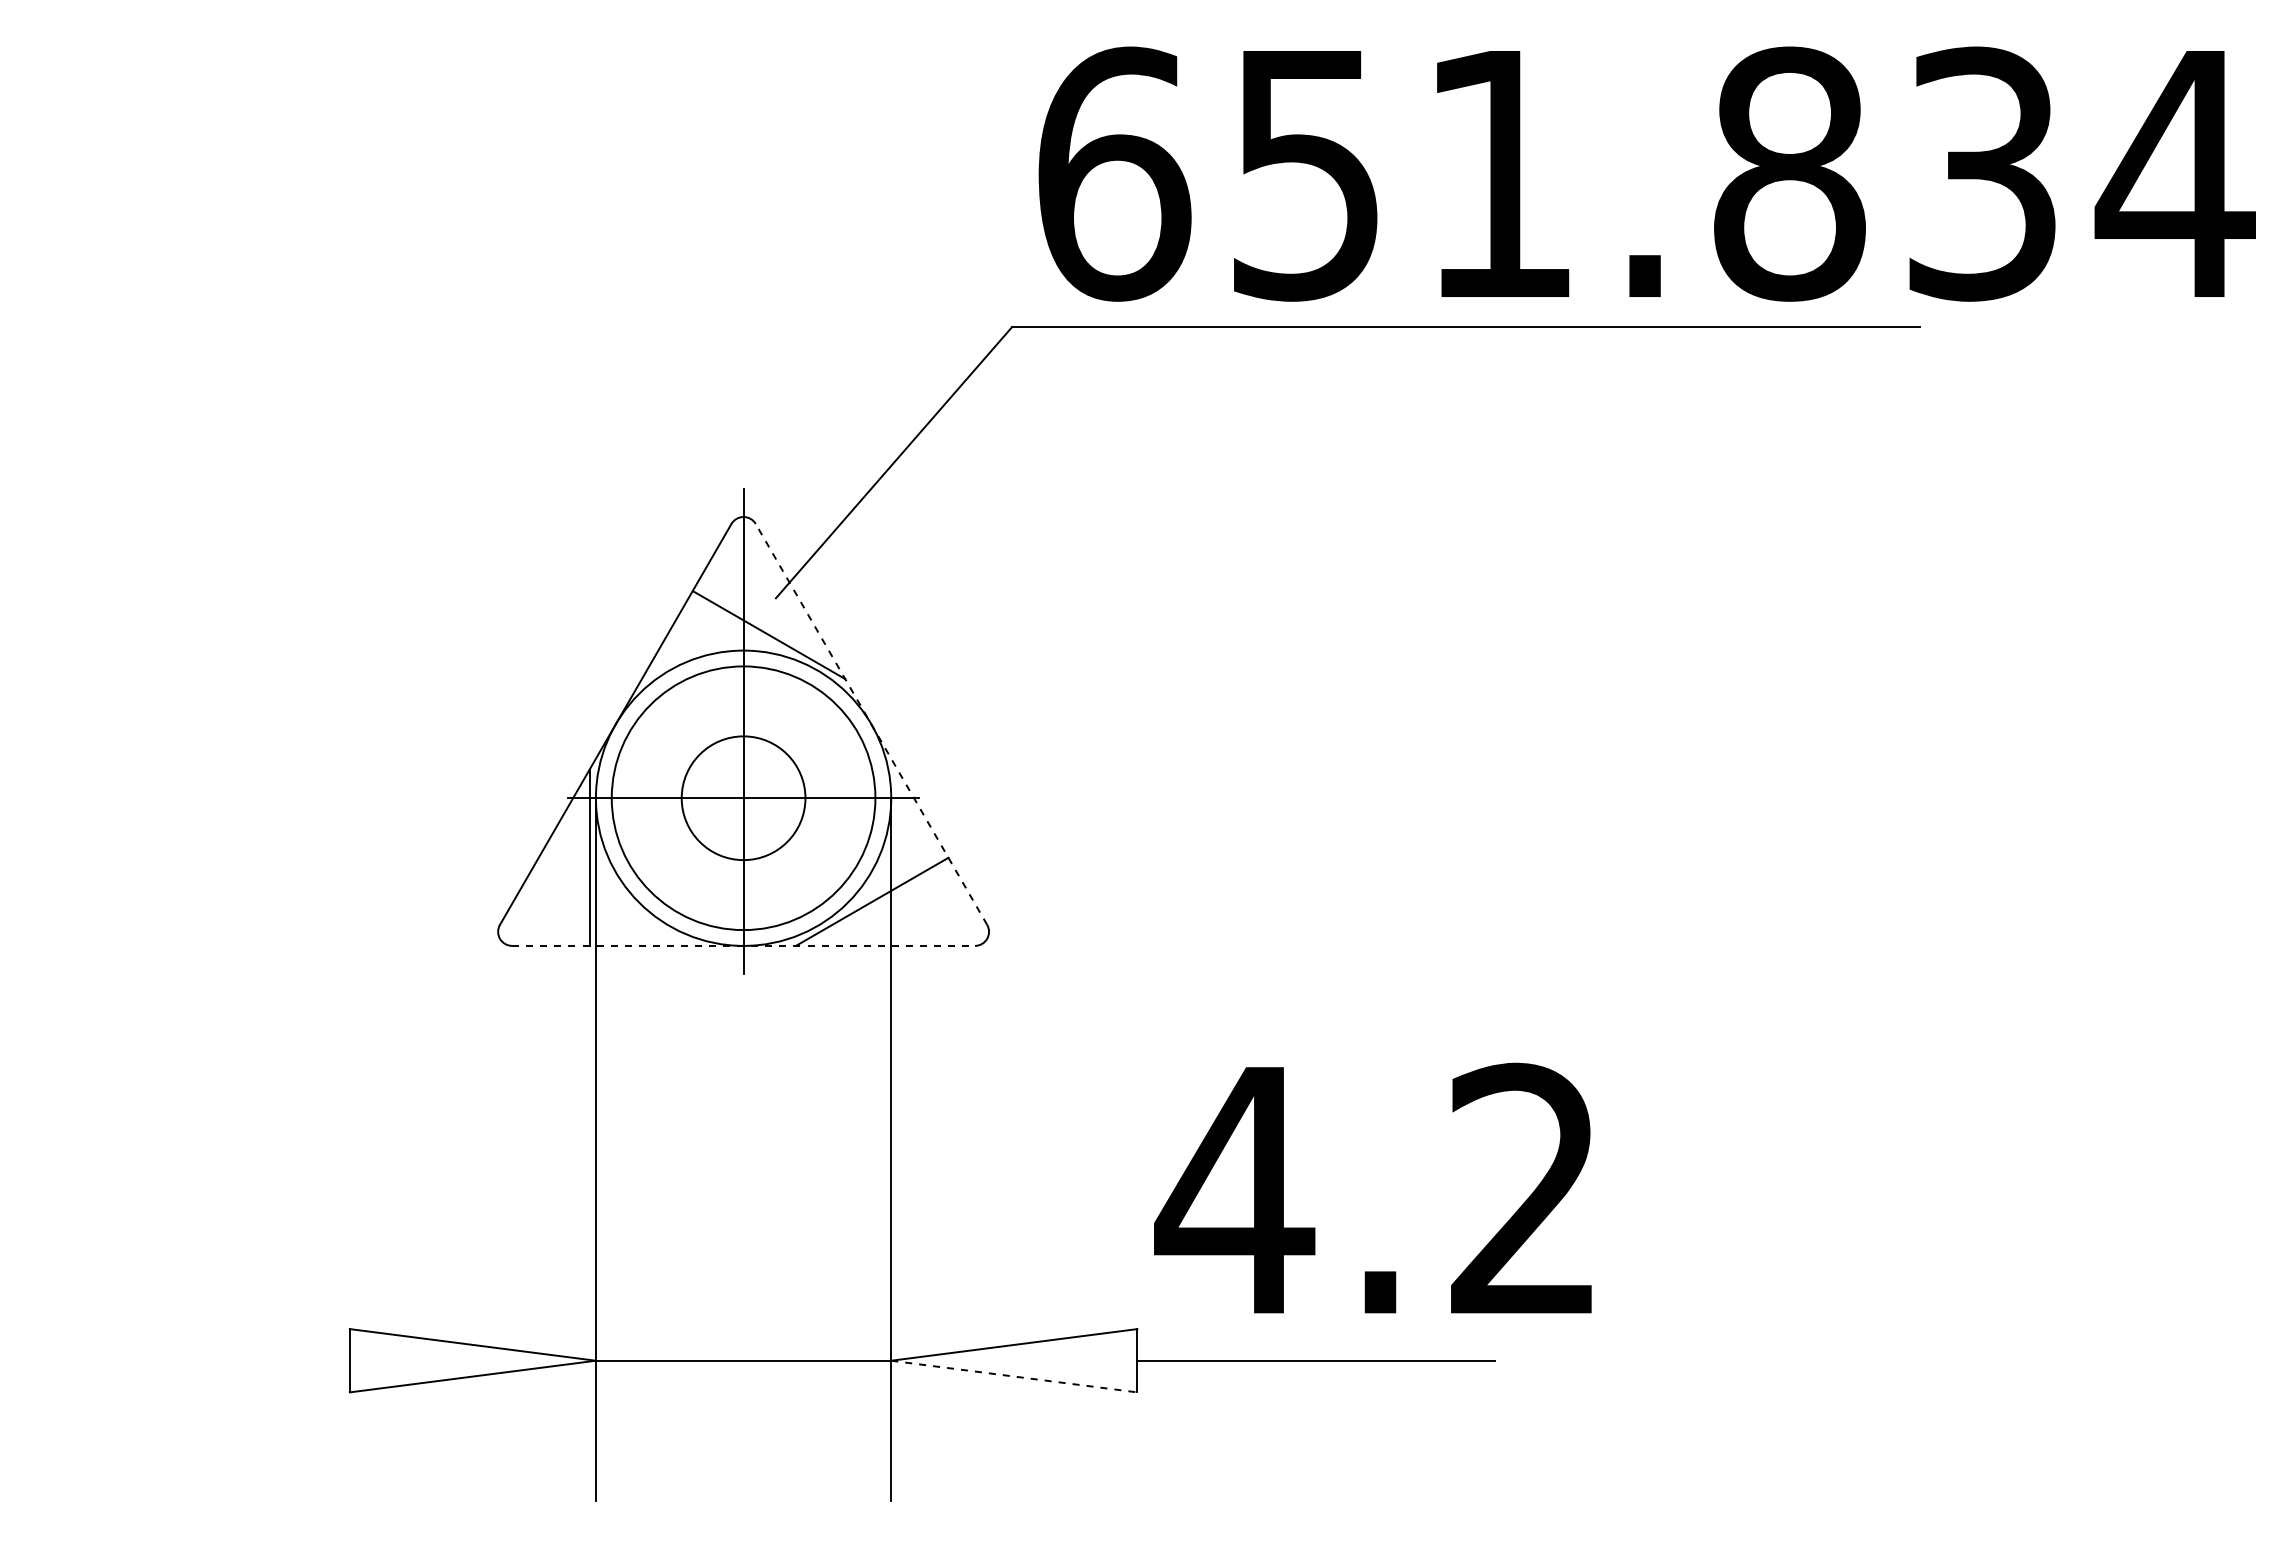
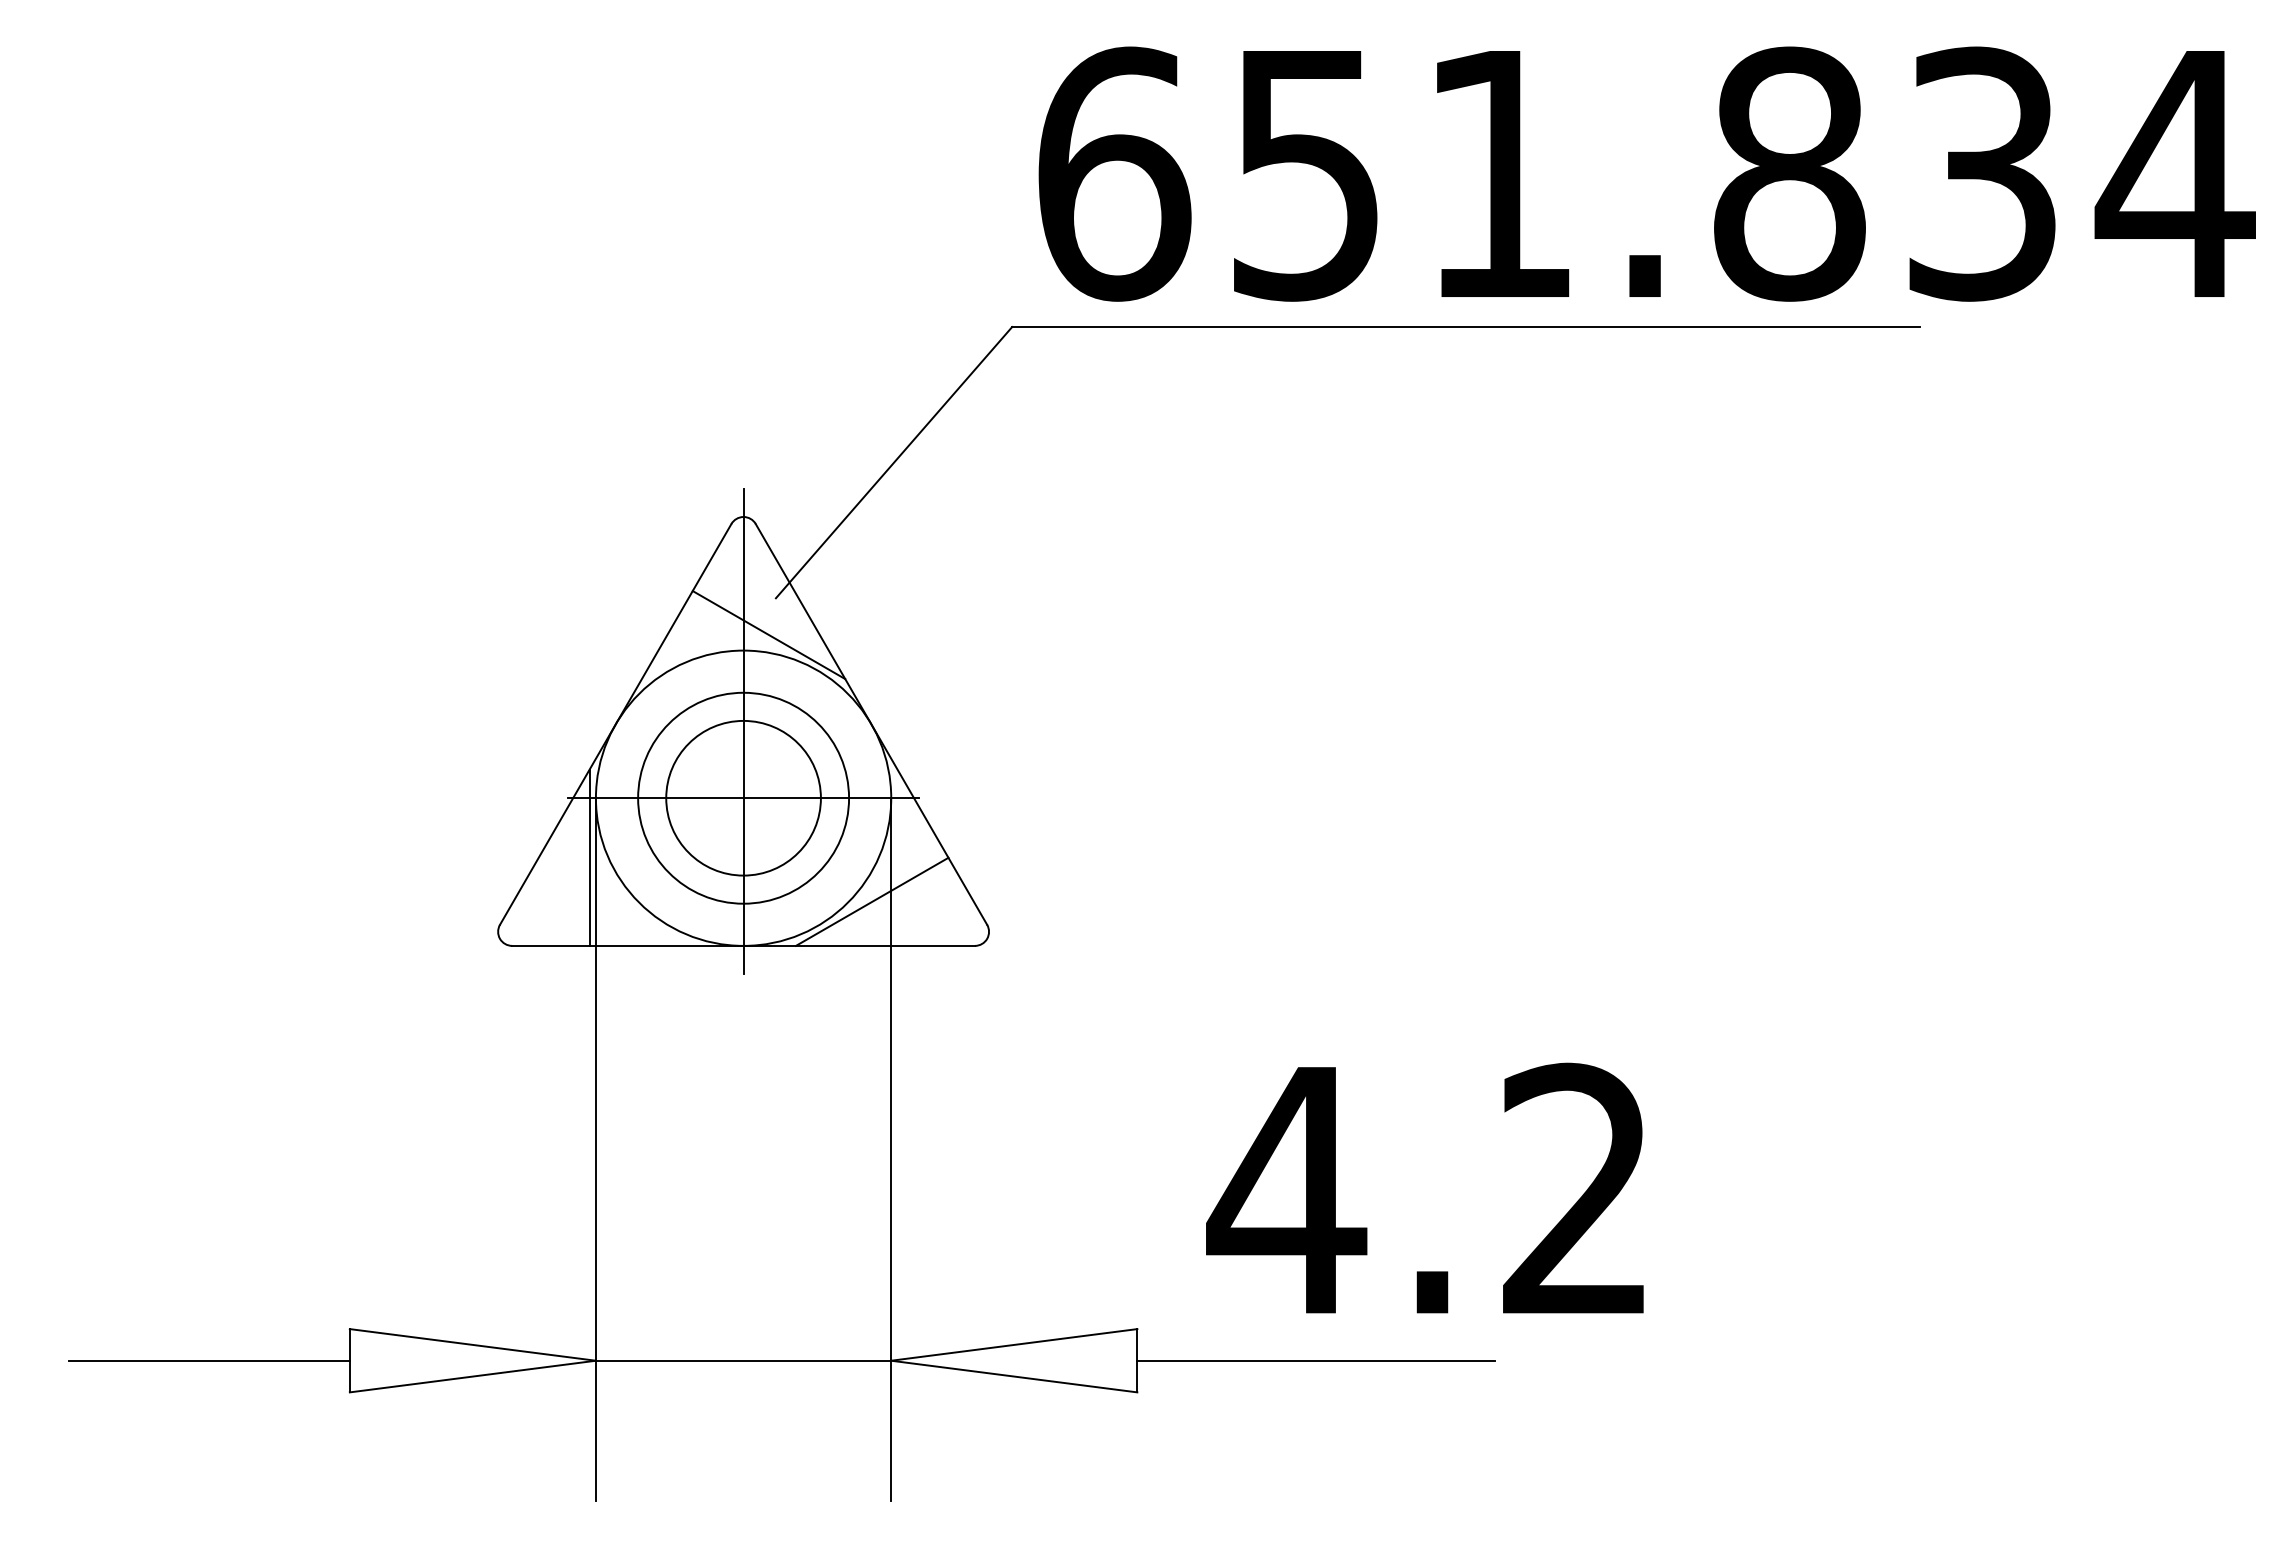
line: dashed -> solid (871, 723)
circle diameter: 124 px -> 155 px (743, 797)
circle diameter: 264 px -> 211 px (743, 797)
line: dashed -> solid (744, 945)
text position: (1372, 1187) -> (1424, 1187) (1424, 1187)
line: none -> present (208, 1360)
line: dashed -> solid (1014, 1376)
